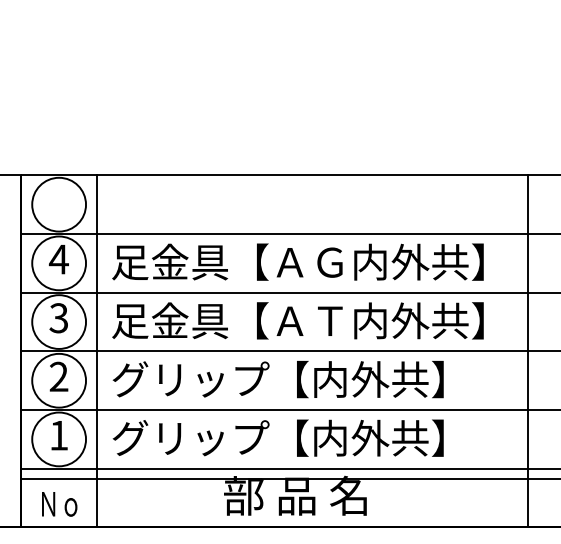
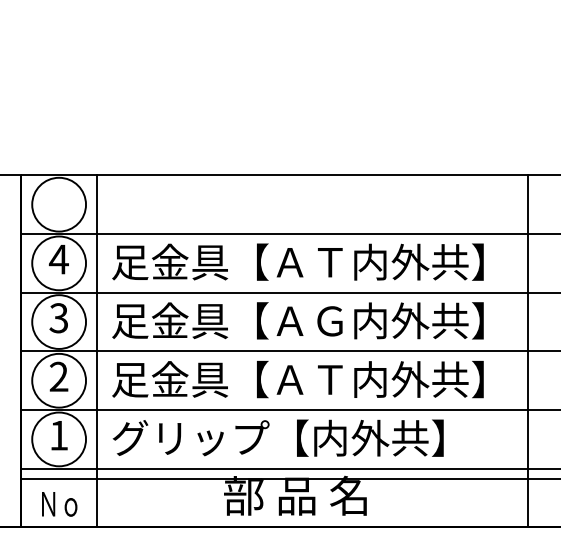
text: 足金具【ＡＧ内外共】 -> 足金具【ＡＴ内外共】 (329, 262)
text: 足金具【ＡＴ内外共】 -> 足金具【ＡＧ内外共】 (329, 321)
text: グリップ【内外共】 -> 足金具【ＡＴ内外共】 (297, 379)
